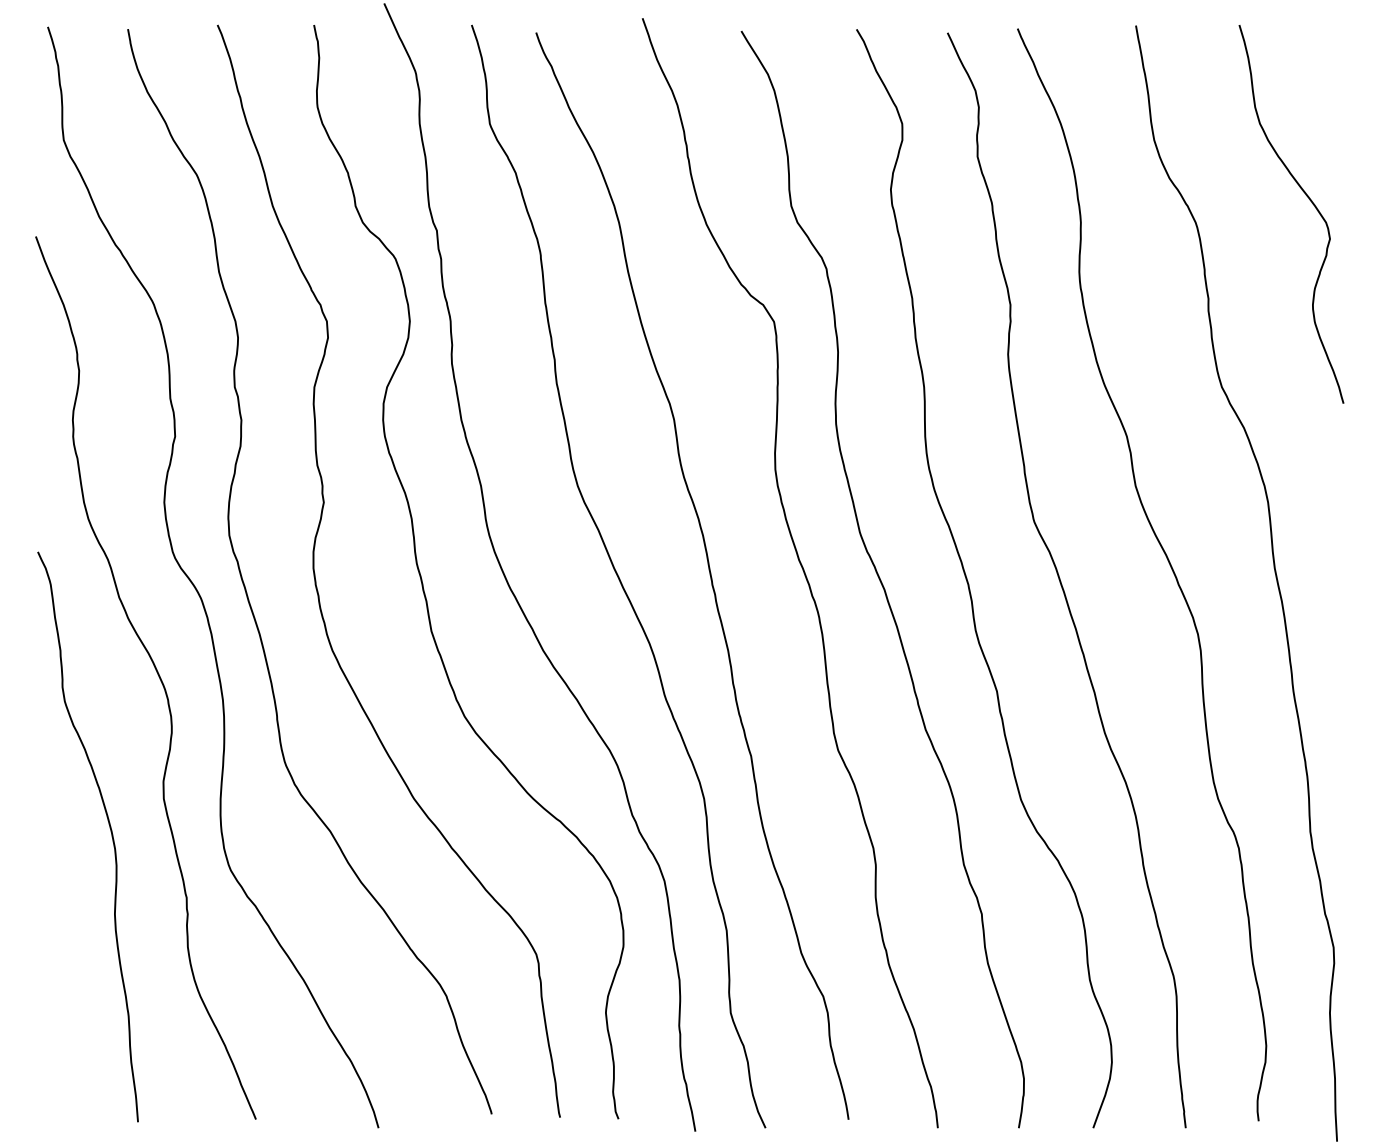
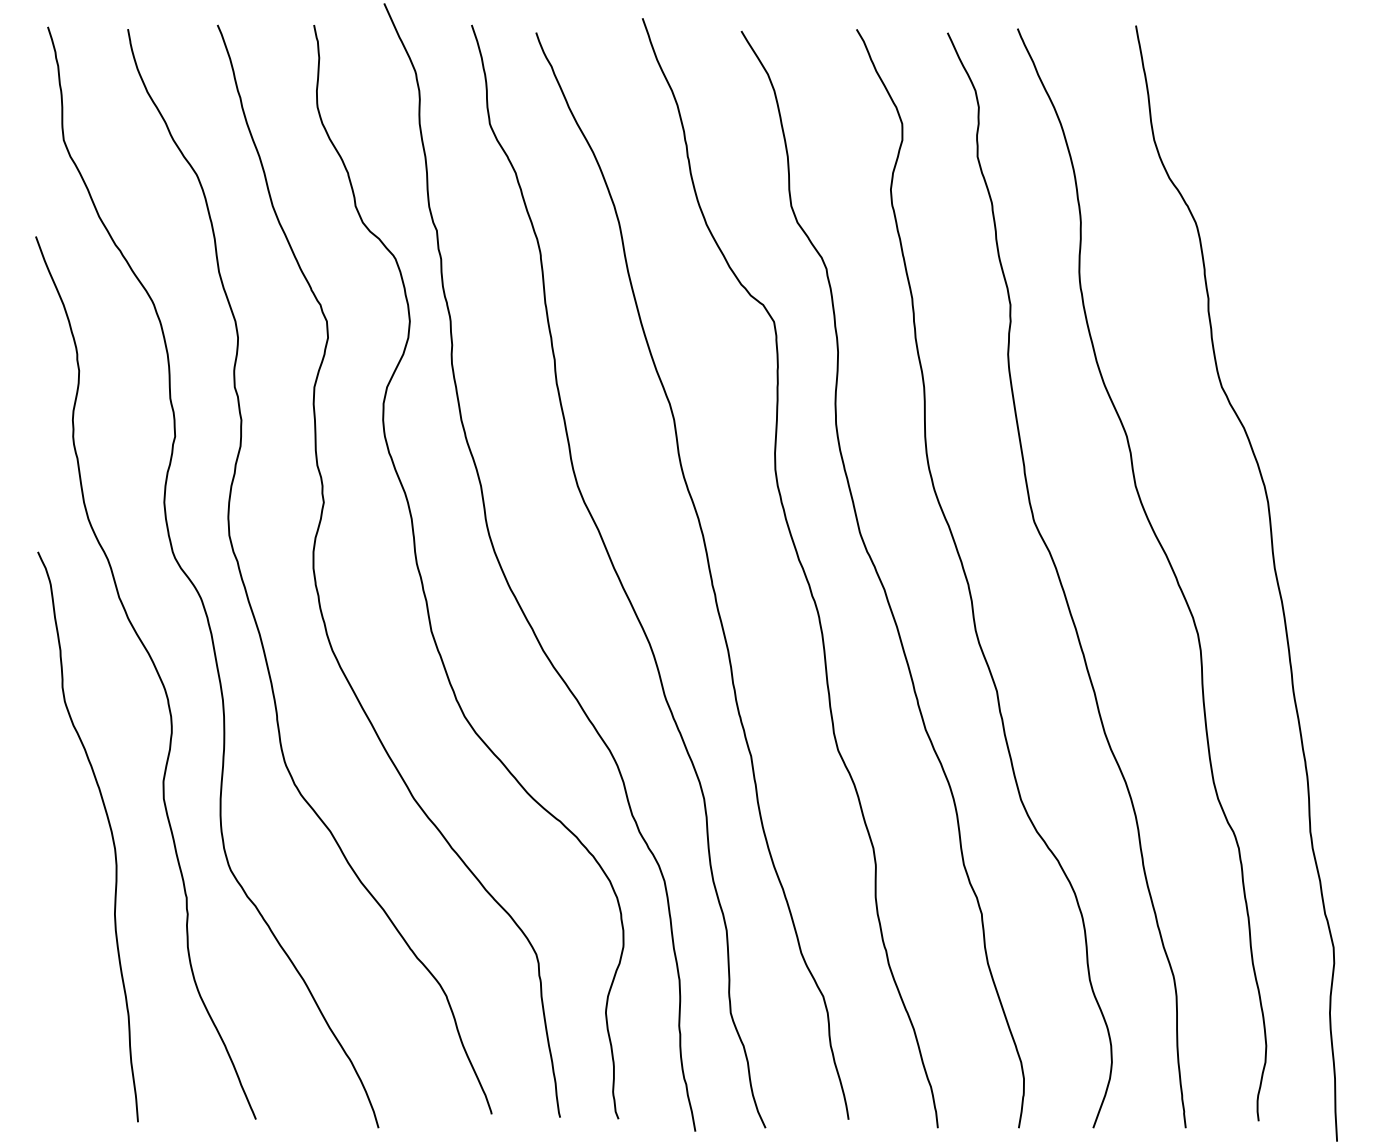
curve: present -> none (1309, 200)
